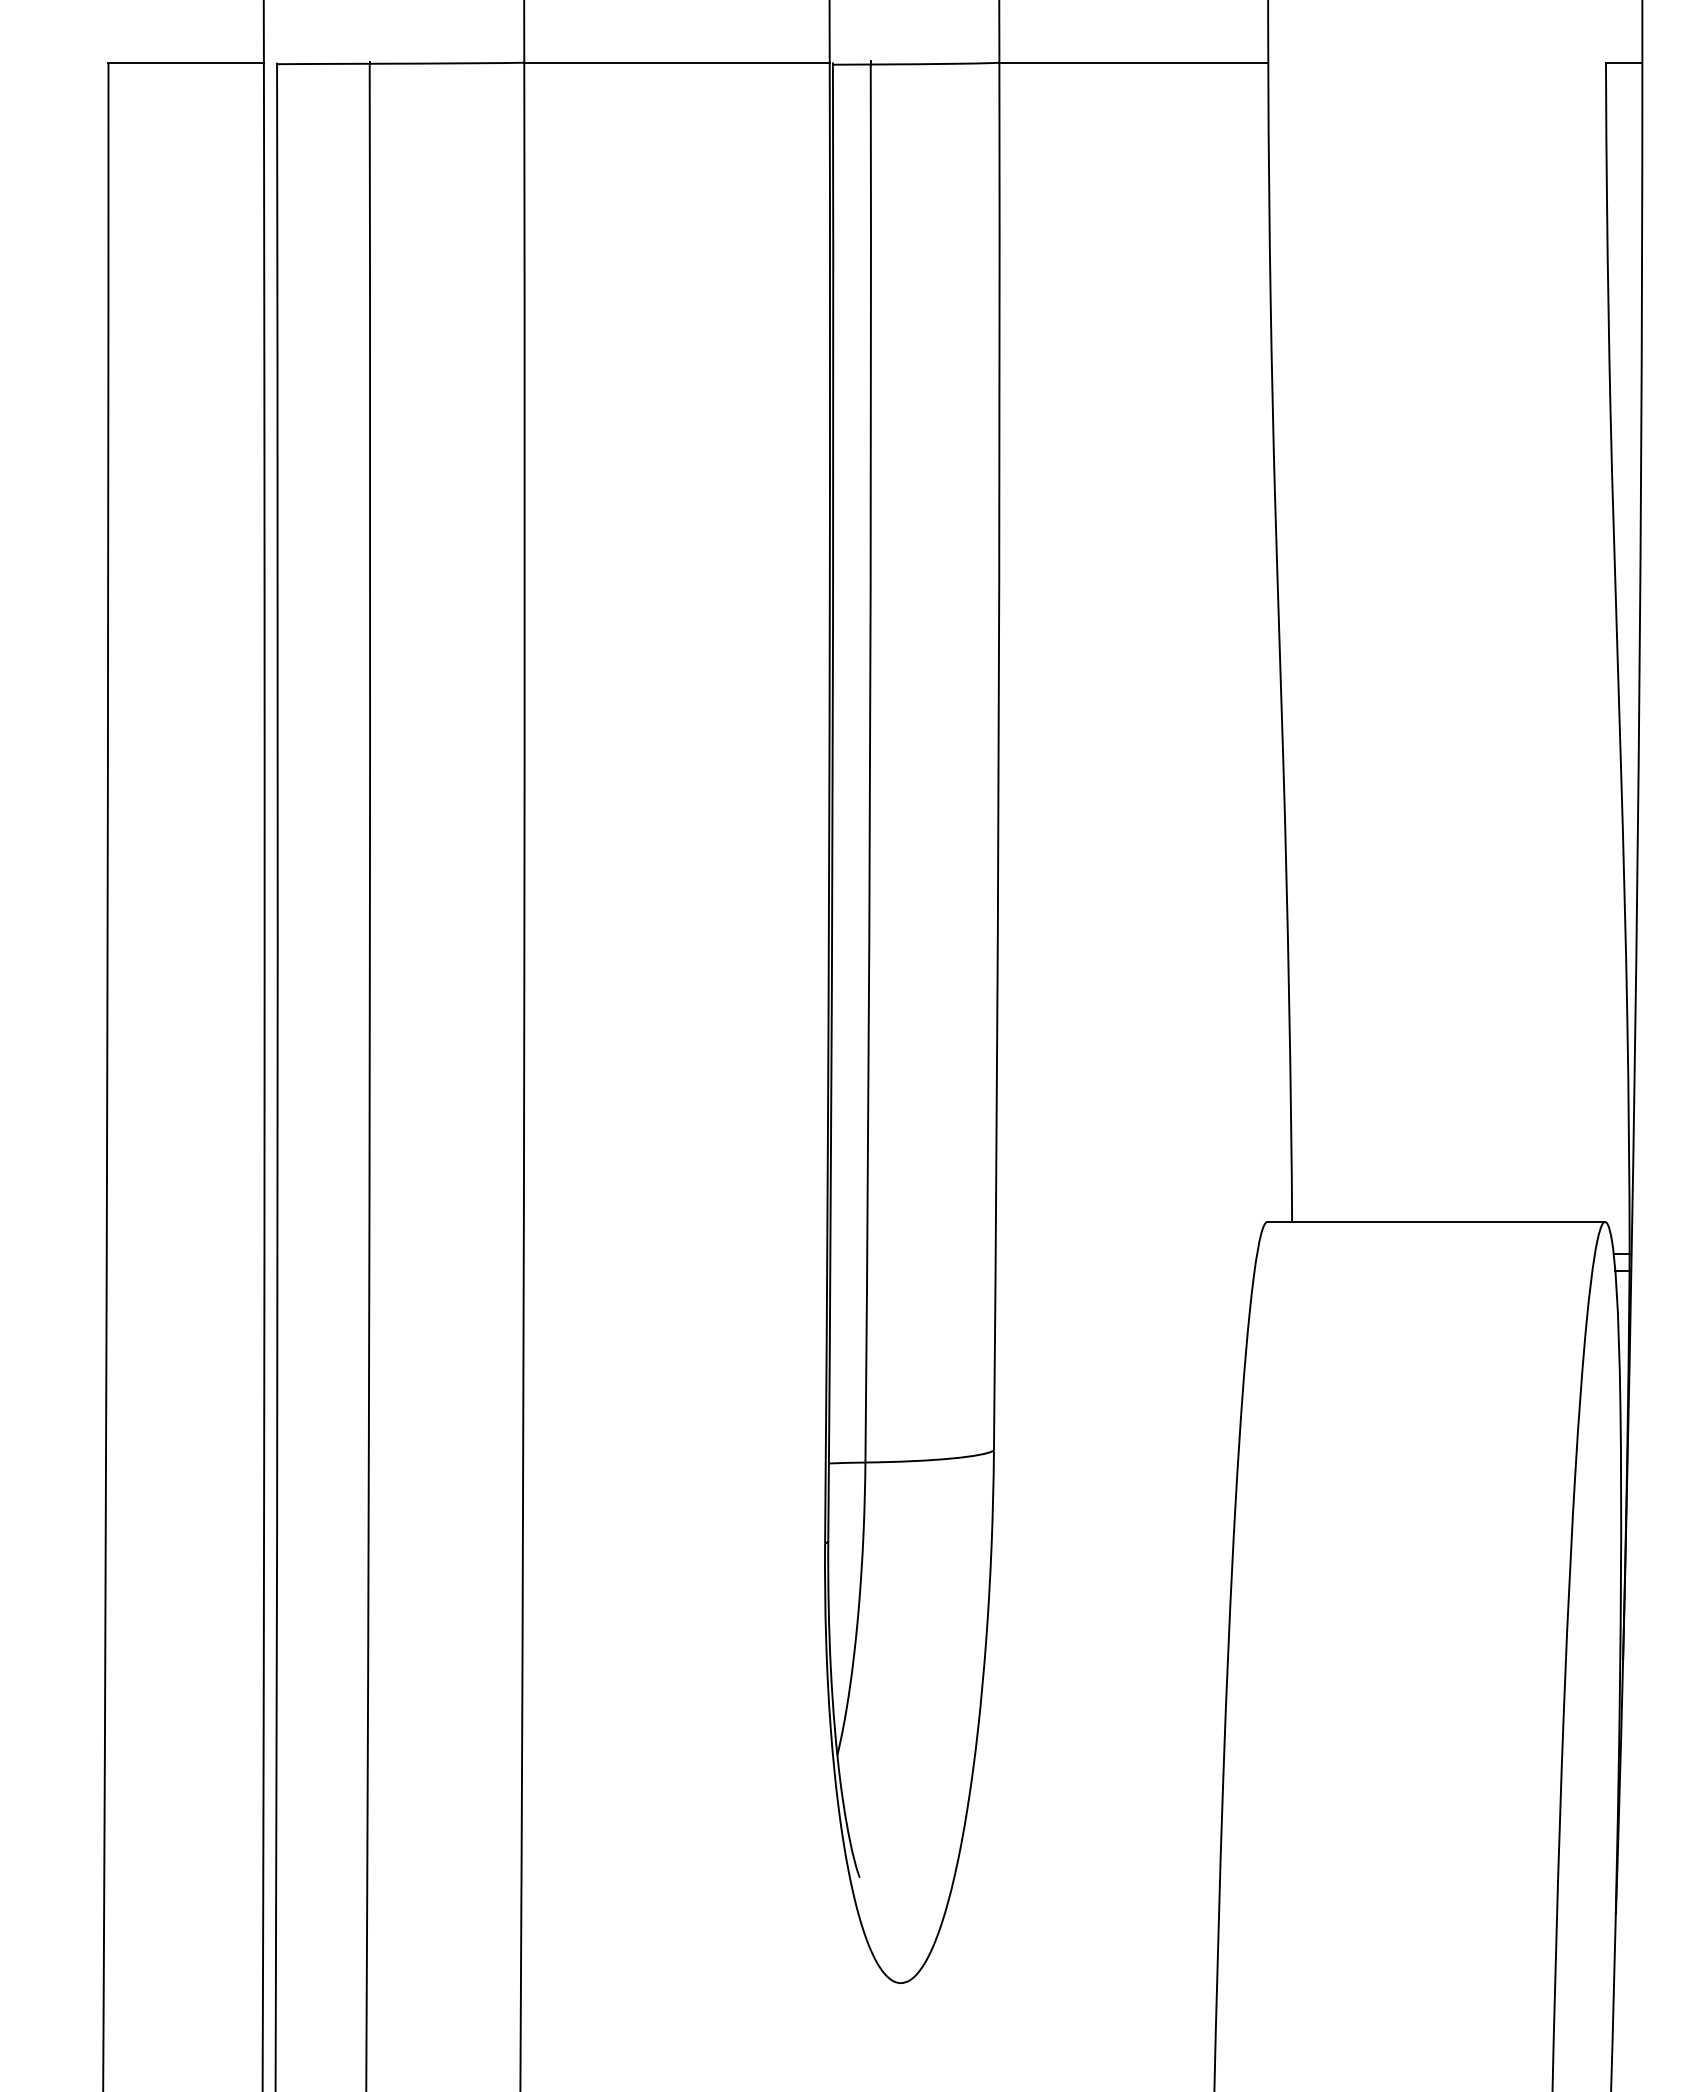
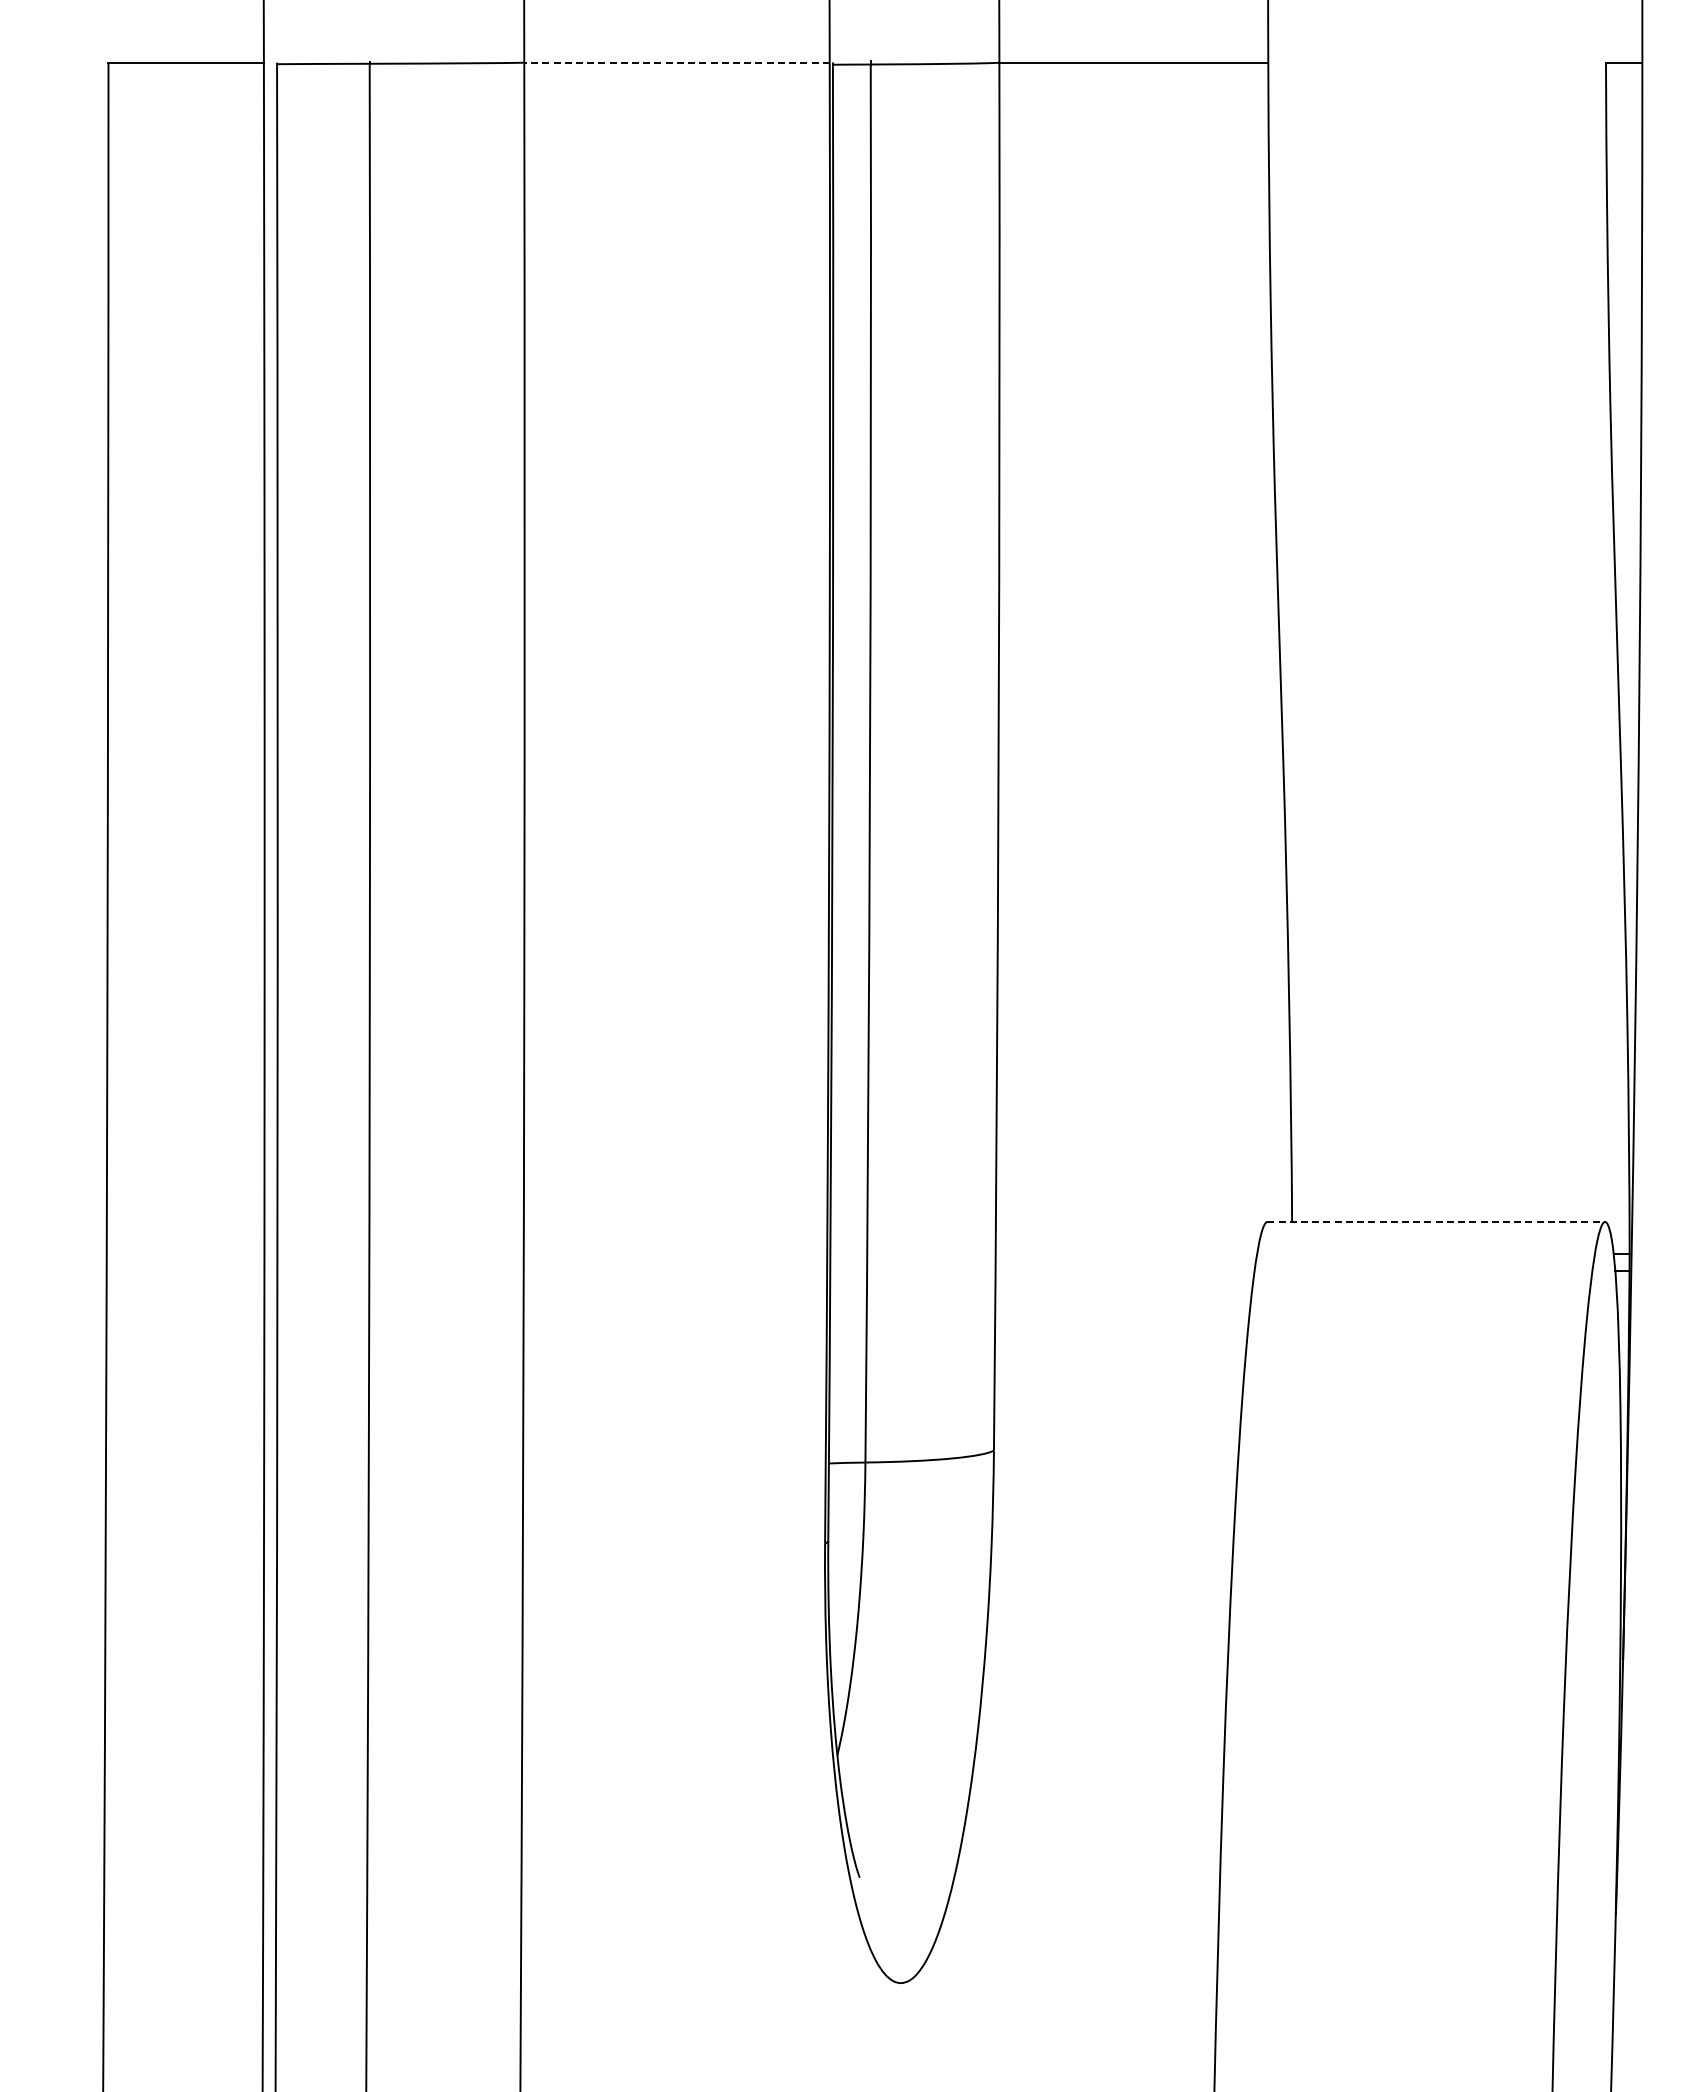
line: solid -> dashed (677, 62)
line: solid -> dashed (1436, 1222)
